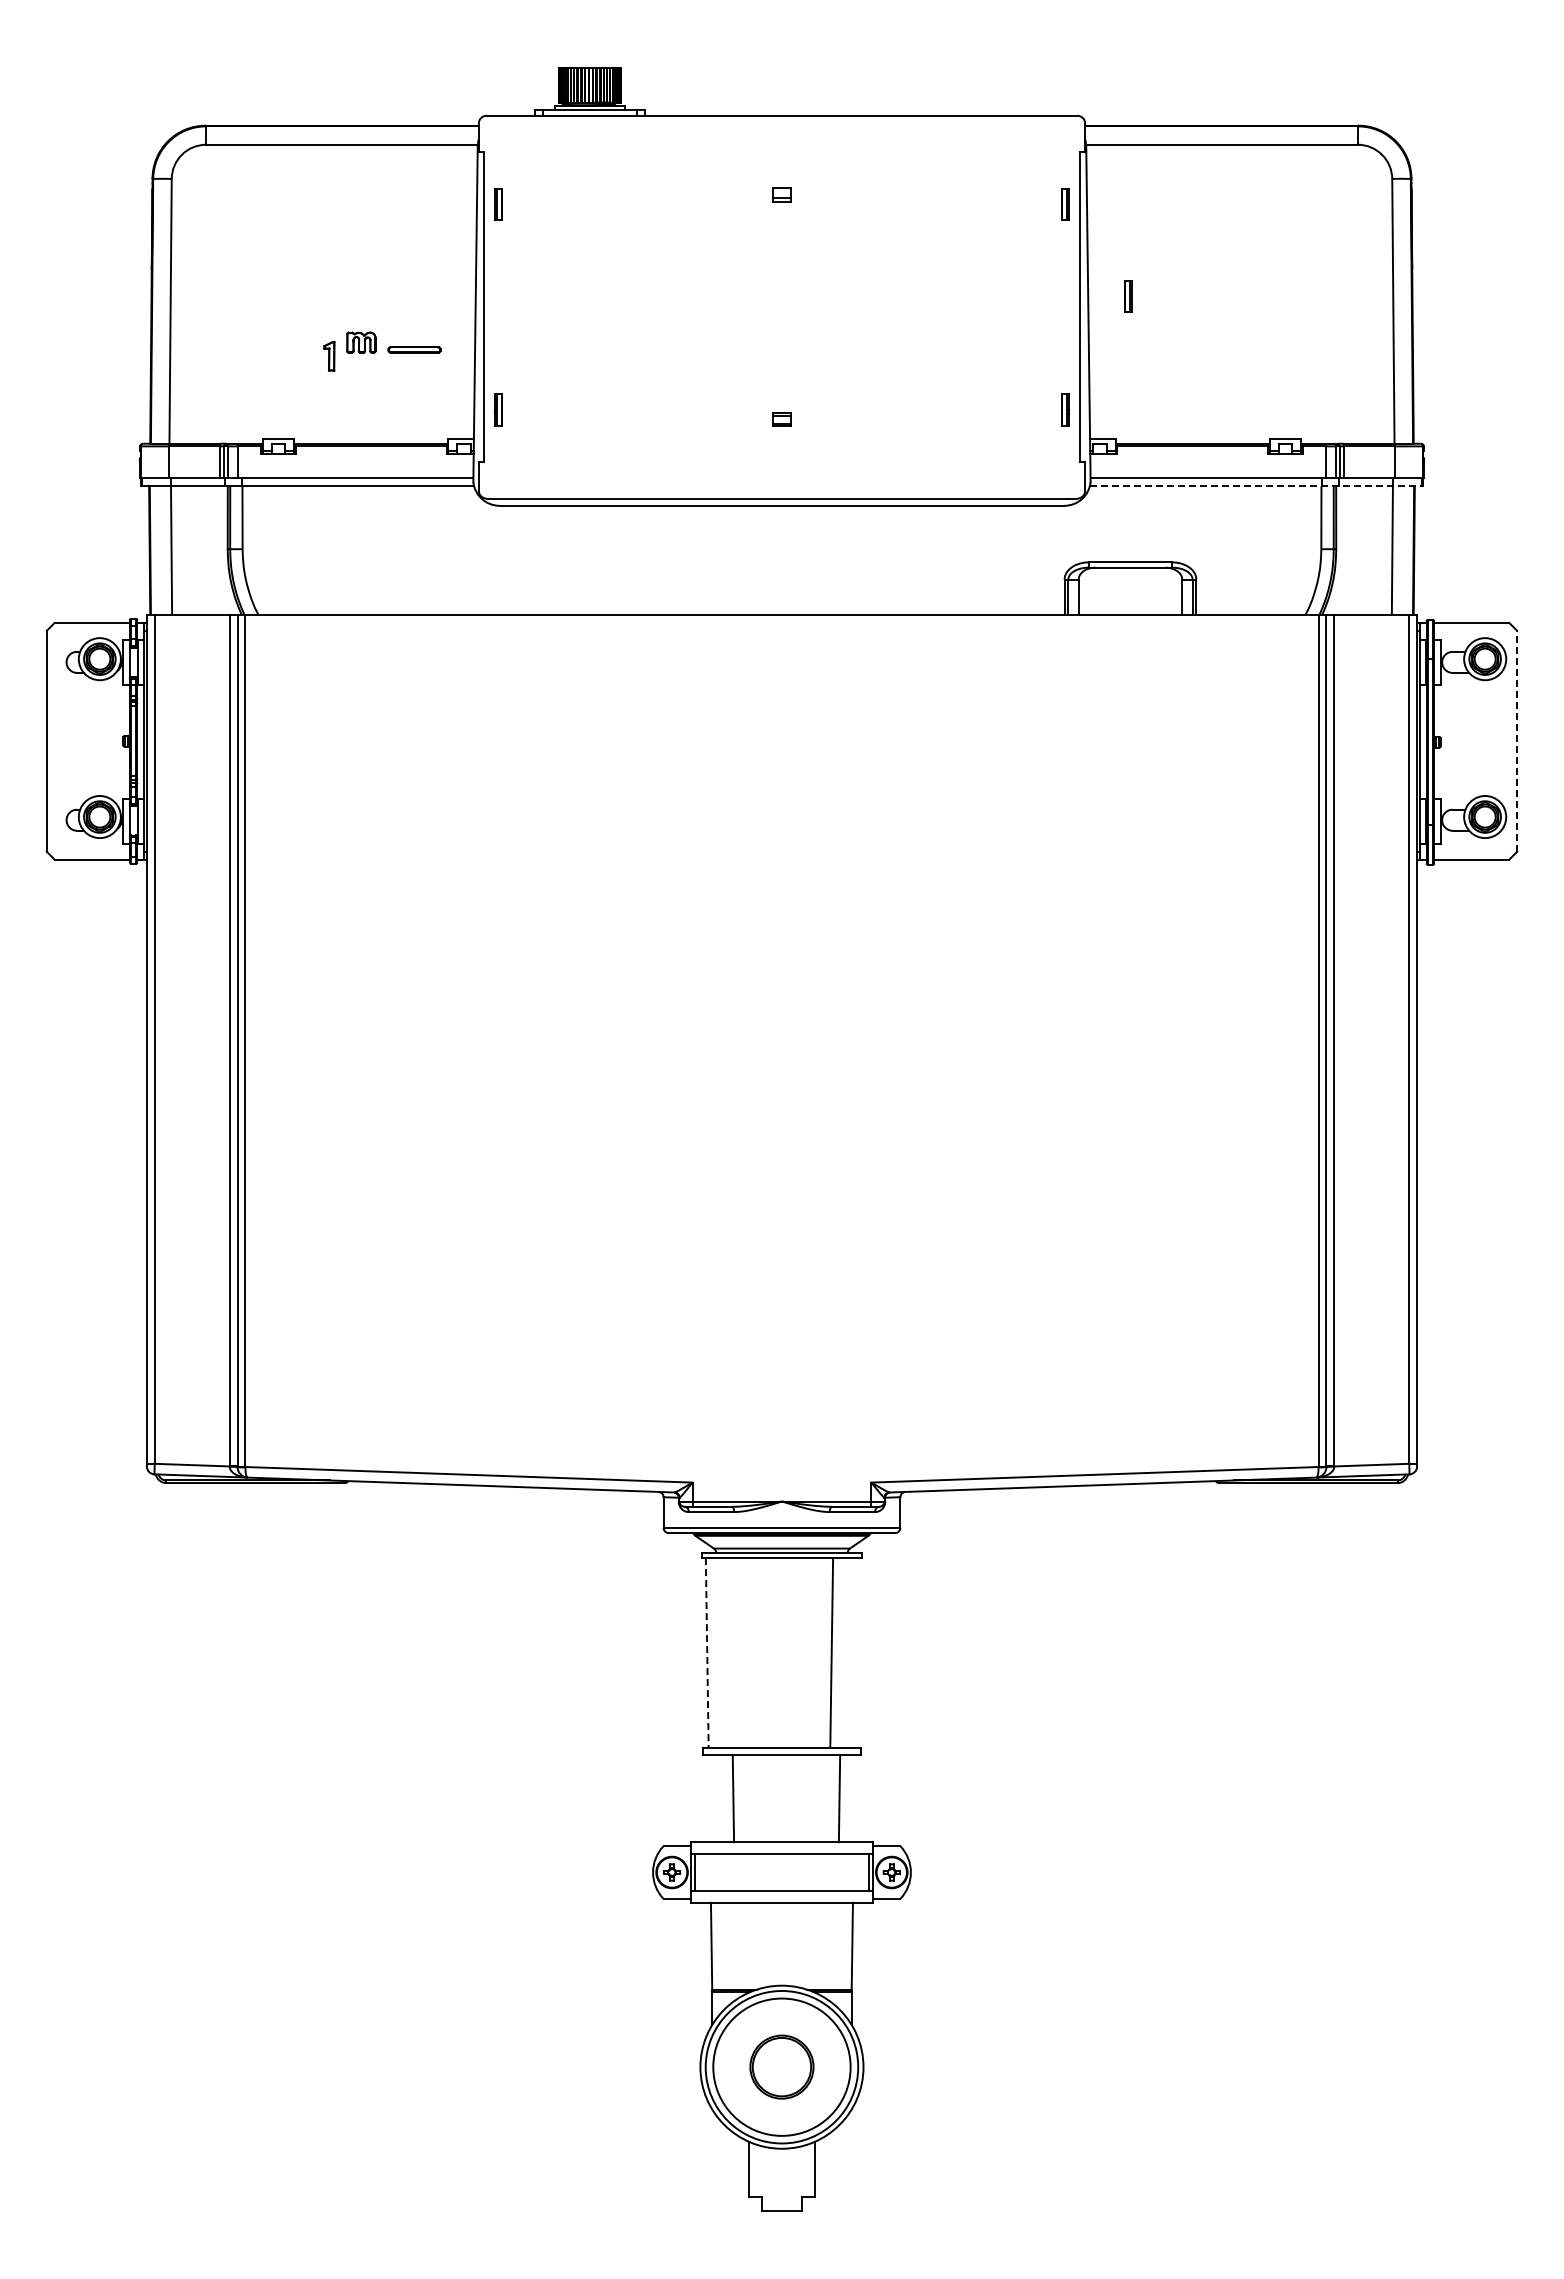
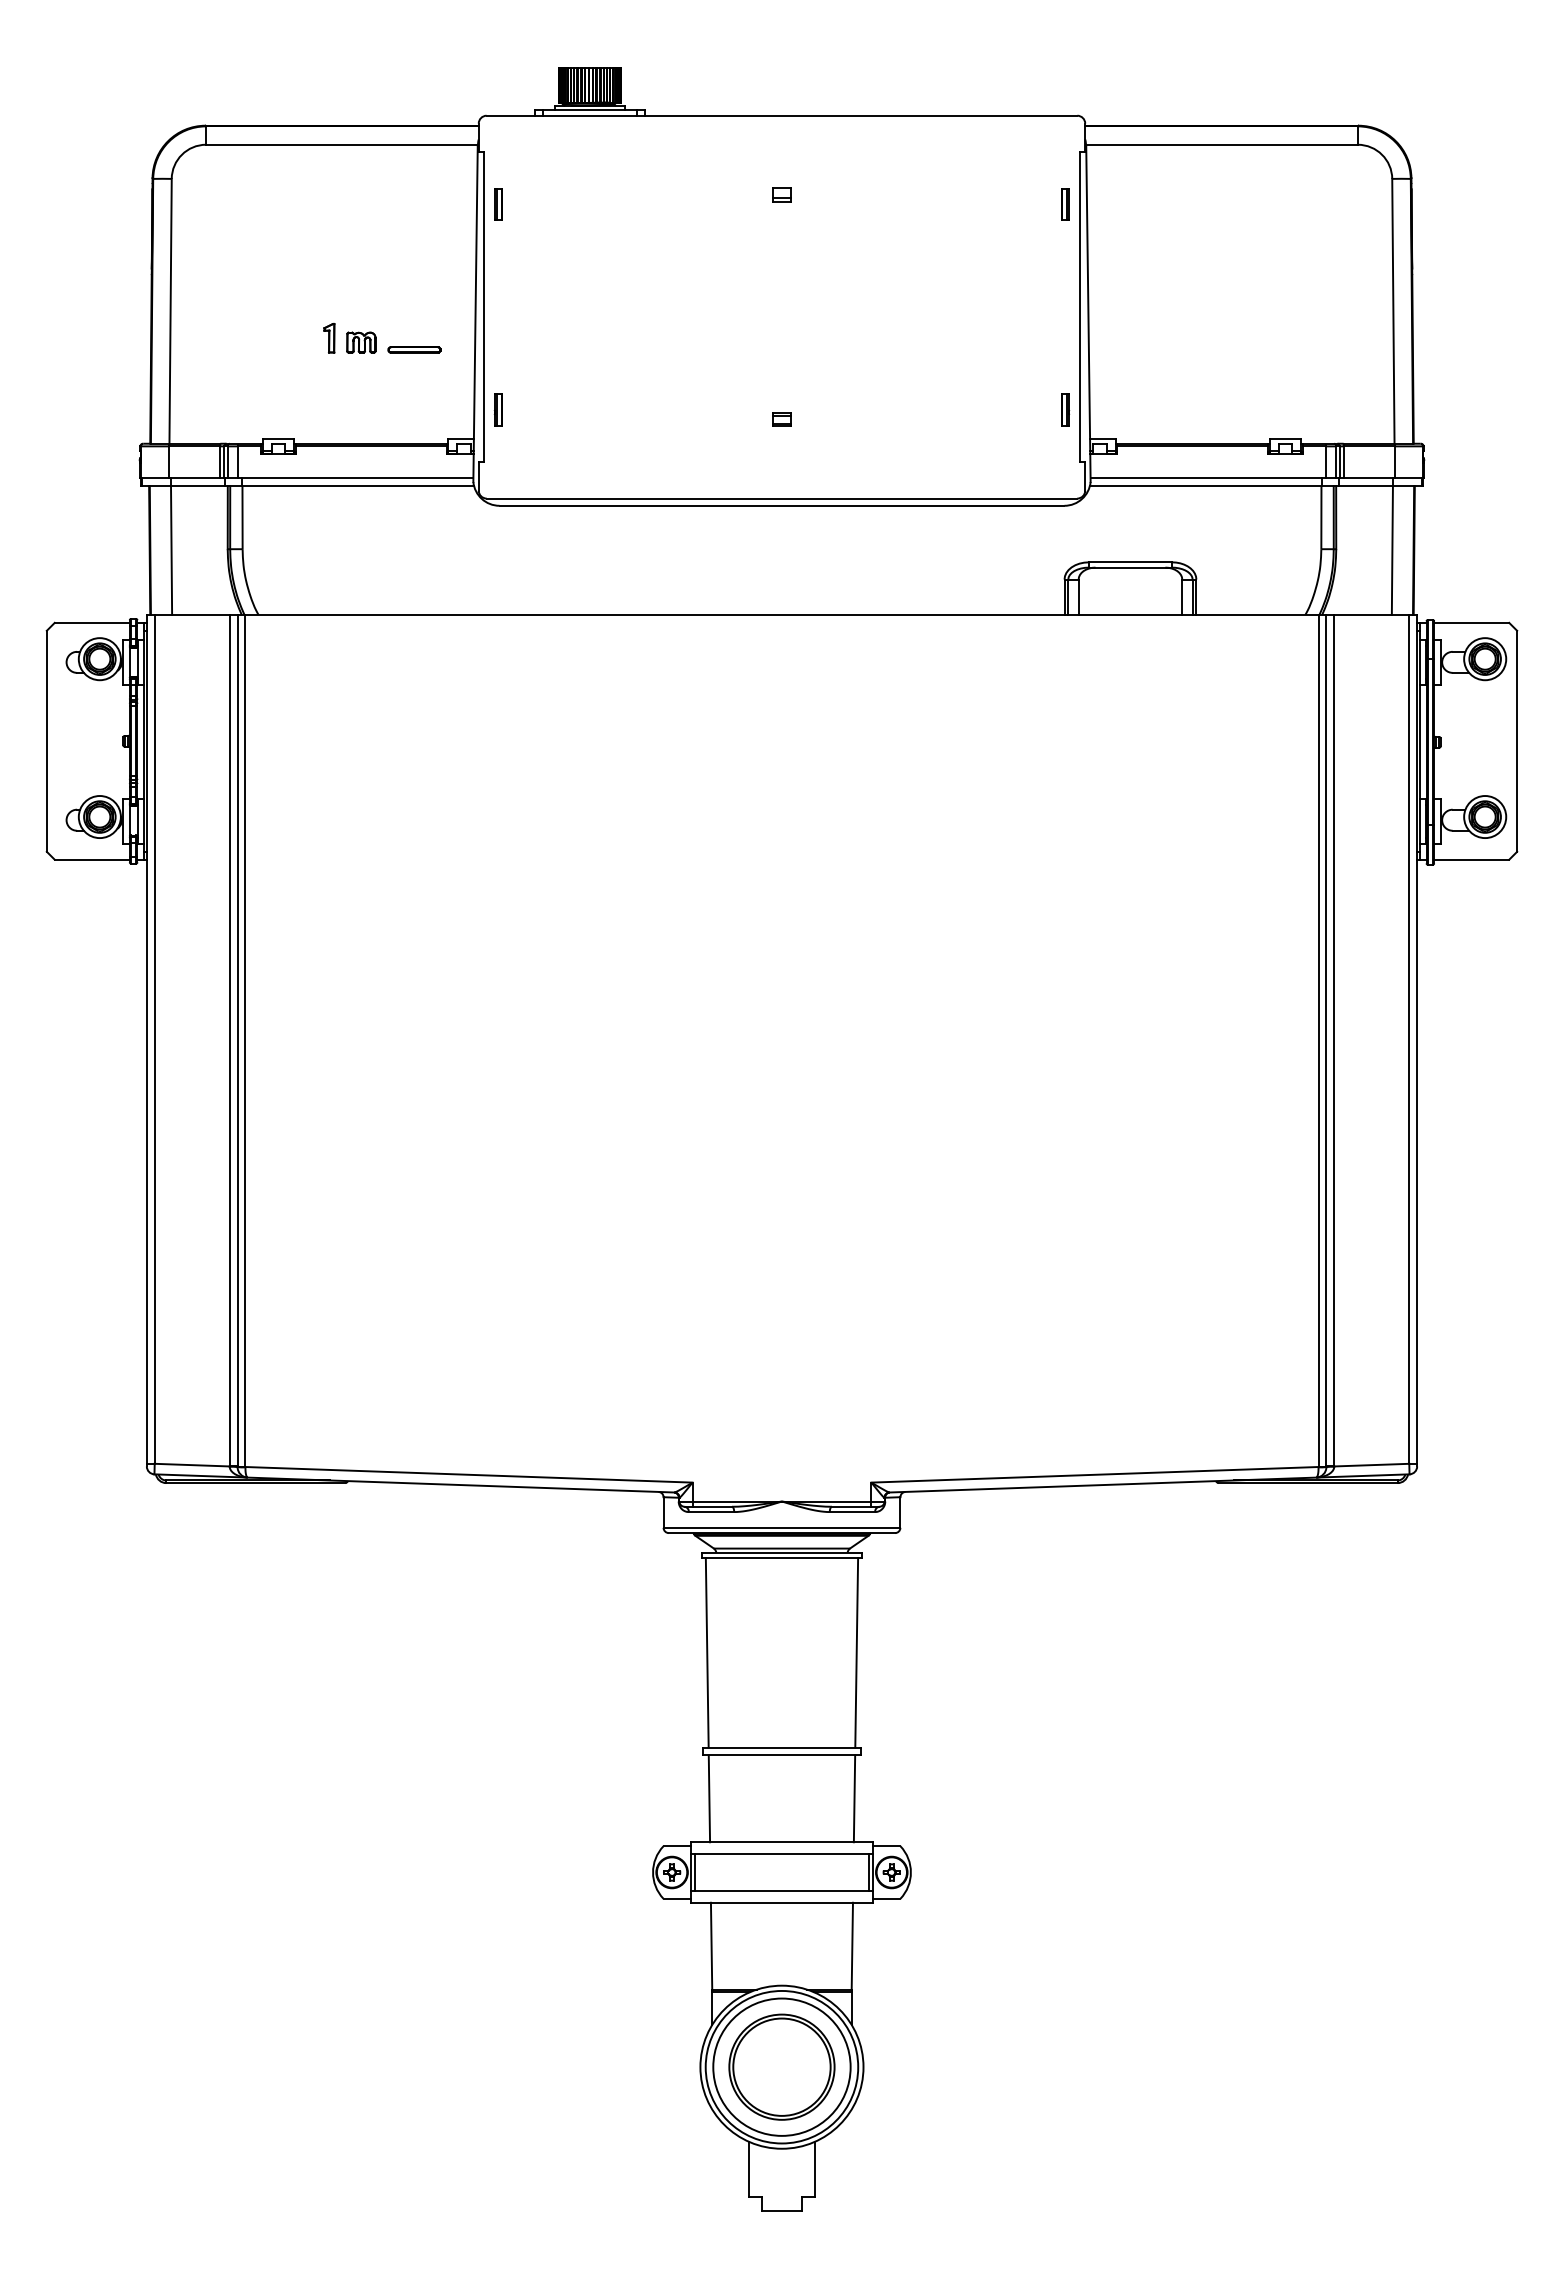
part: present -> none (1128, 296)
part position: (329, 356) -> (329, 338) (329, 338)
line: dashed -> solid (1256, 486)
line: dashed -> solid (1517, 741)
line: dashed -> solid (707, 1652)
line position: (831, 1652) -> (856, 1652) (856, 1652)
line position: (733, 1798) -> (709, 1798) (709, 1798)
line position: (839, 1798) -> (854, 1798) (854, 1798)
part size: 66x66 px -> 108x108 px (781, 2066)
